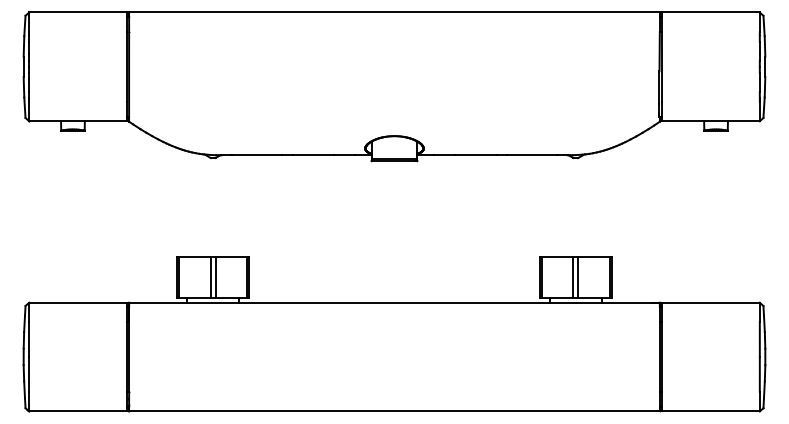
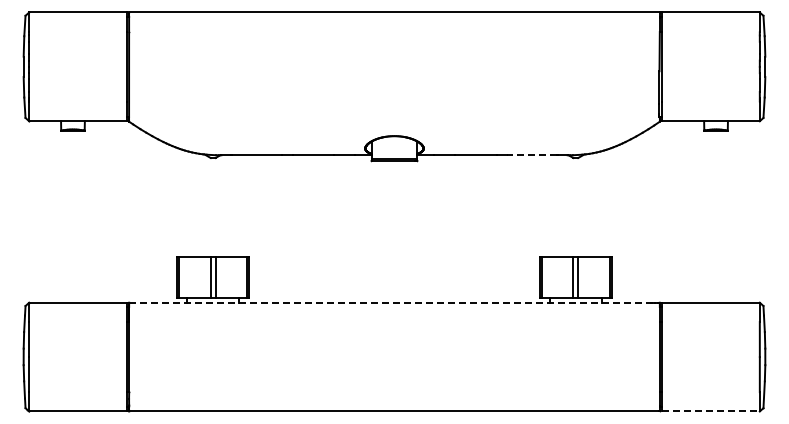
line: solid -> dashed (531, 155)
line: solid -> dashed (394, 302)
line: solid -> dashed (711, 411)
